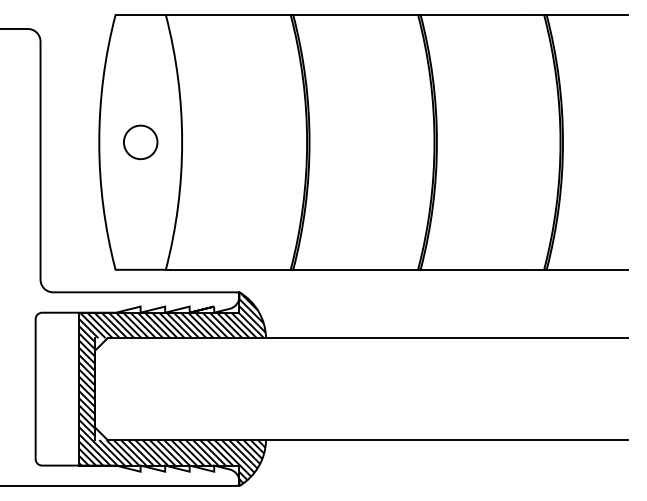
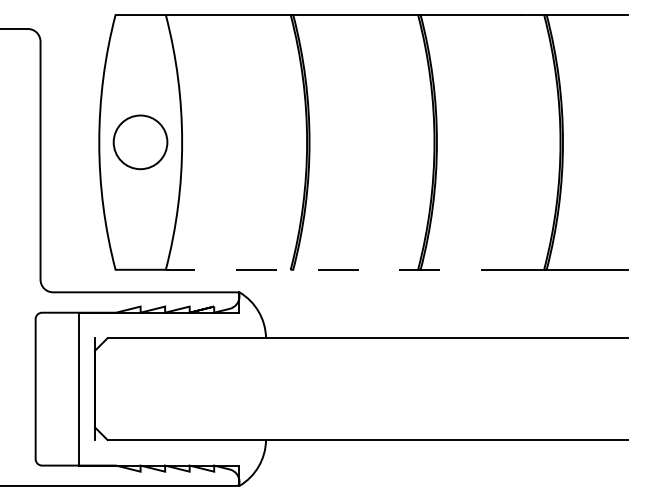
circle size: 36x37 px -> 57x57 px (140, 142)
line: solid -> dashed (343, 269)
hatch: present -> none (172, 387)
